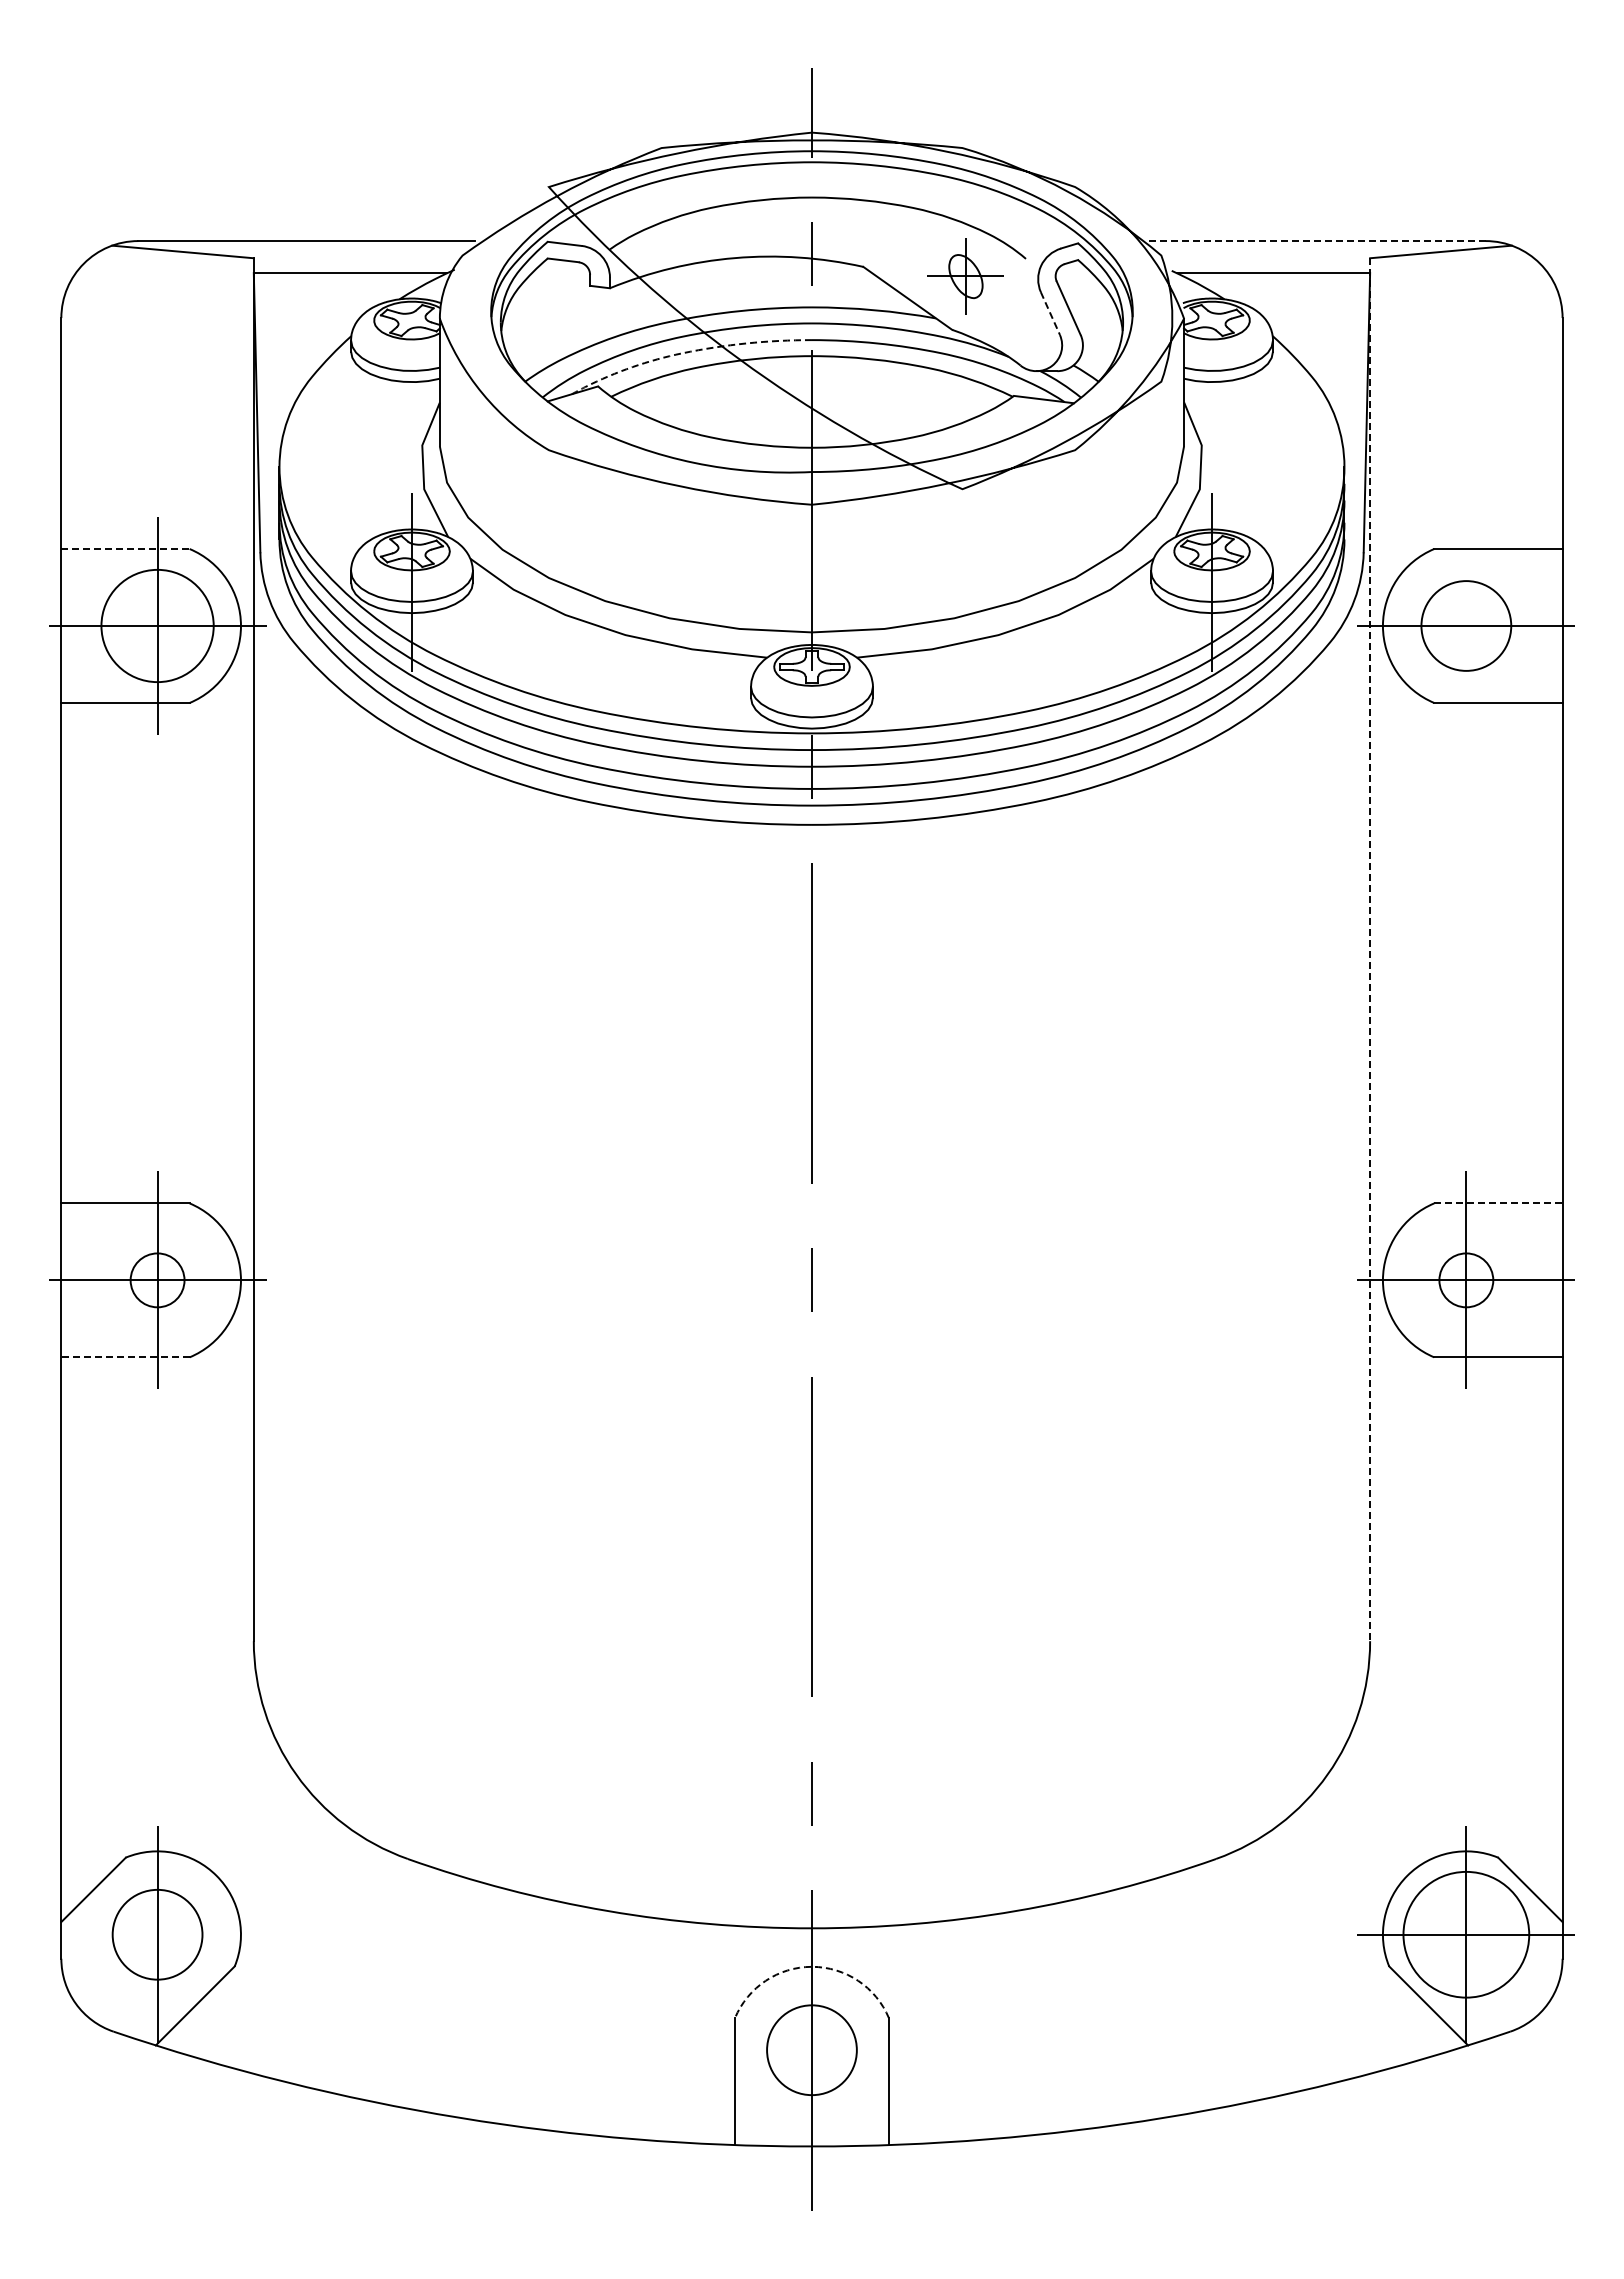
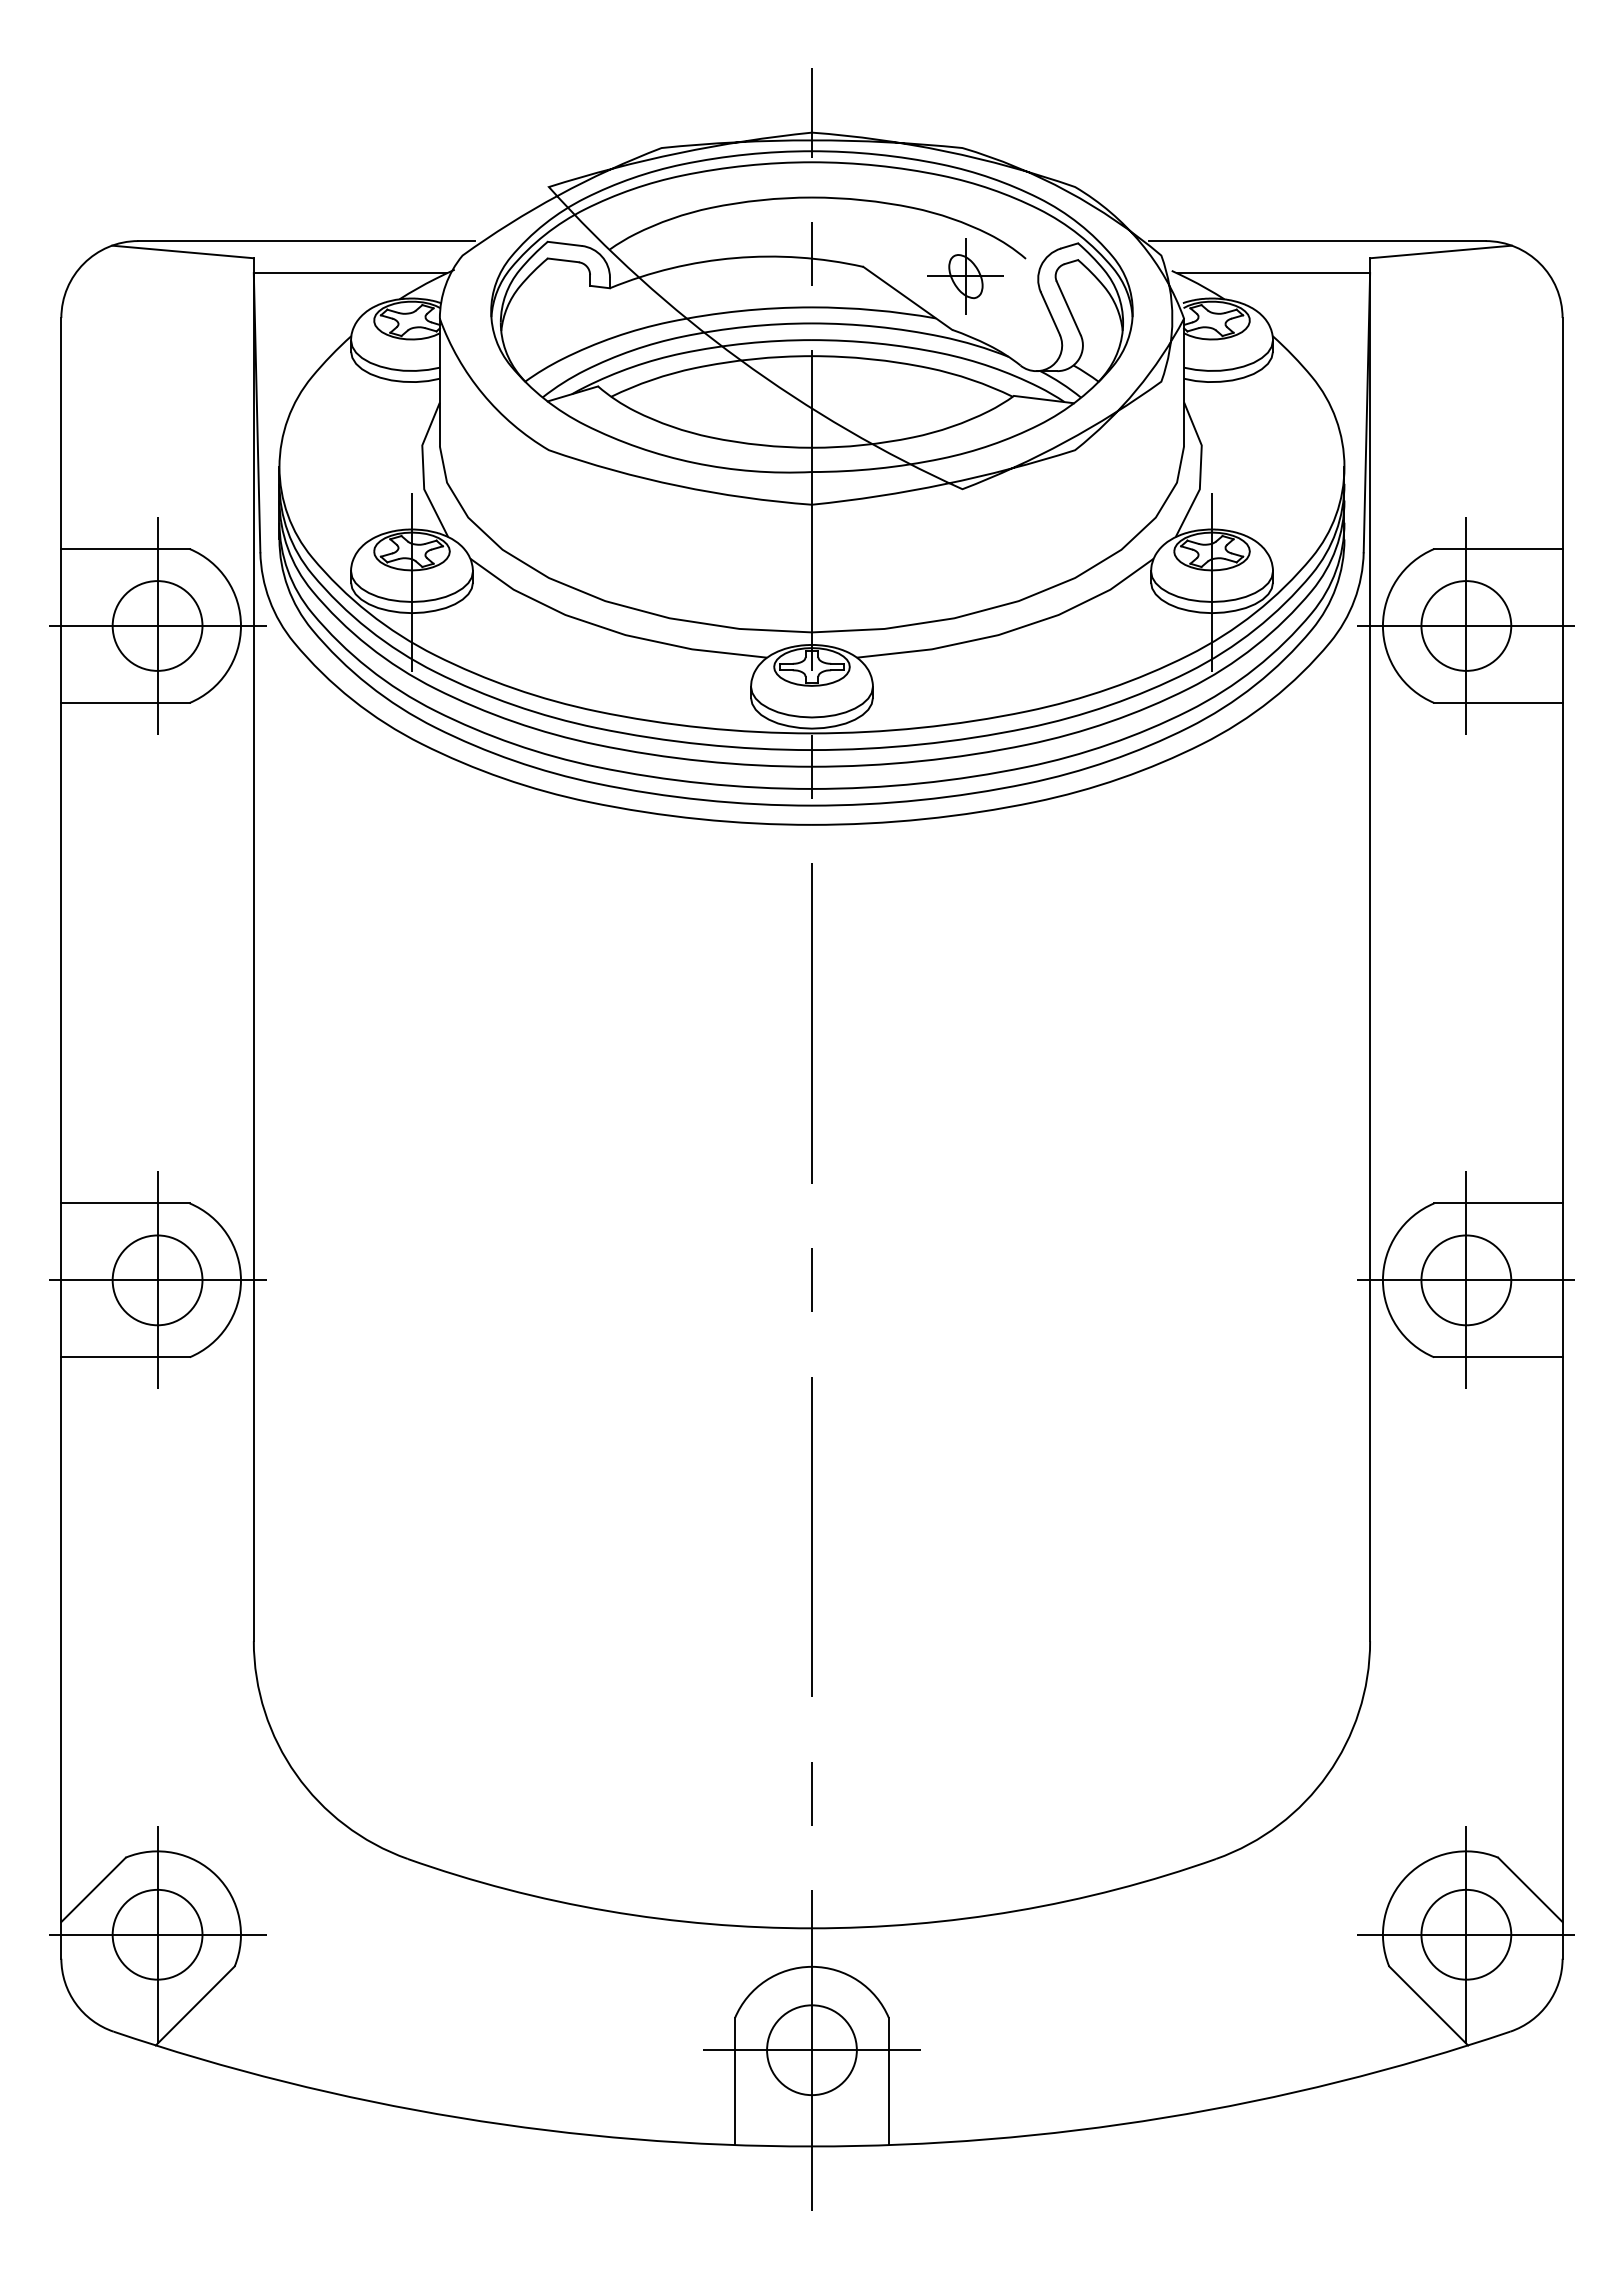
line: dashed -> solid (1316, 241)
line: dashed -> solid (1050, 314)
line: dashed -> solid (685, 352)
line: dashed -> solid (126, 549)
circle diameter: 112 px -> 90 px (157, 625)
line: none -> present (1466, 625)
line: dashed -> solid (1370, 950)
line: dashed -> solid (1498, 1203)
circle diameter: 54 px -> 90 px (157, 1280)
circle diameter: 54 px -> 90 px (1466, 1280)
line: dashed -> solid (125, 1357)
line: none -> present (157, 1934)
circle diameter: 126 px -> 90 px (1466, 1934)
arc: dashed -> solid (811, 1966)
line: none -> present (811, 2050)
